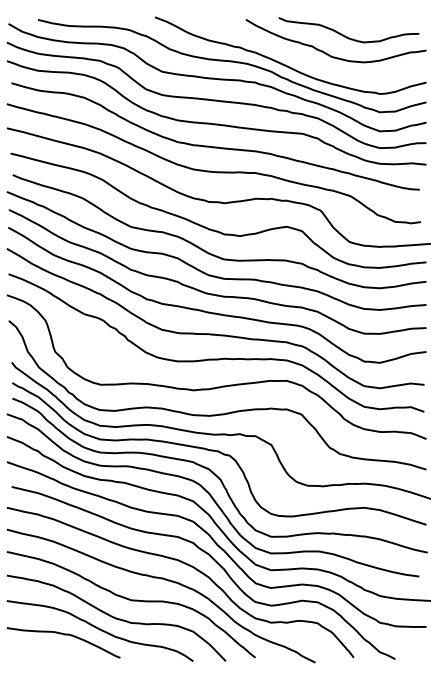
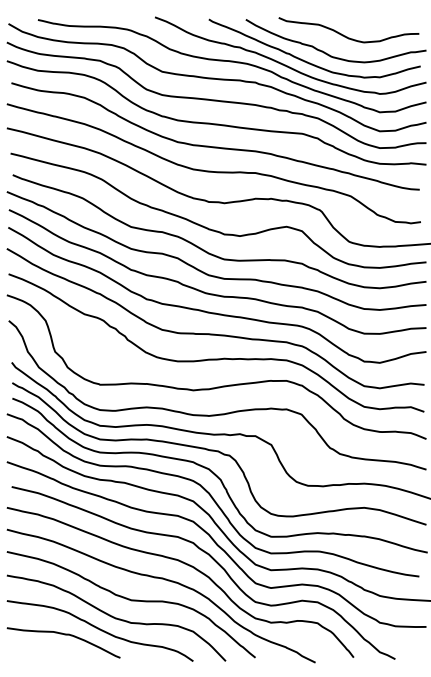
curve: none -> present (310, 62)
